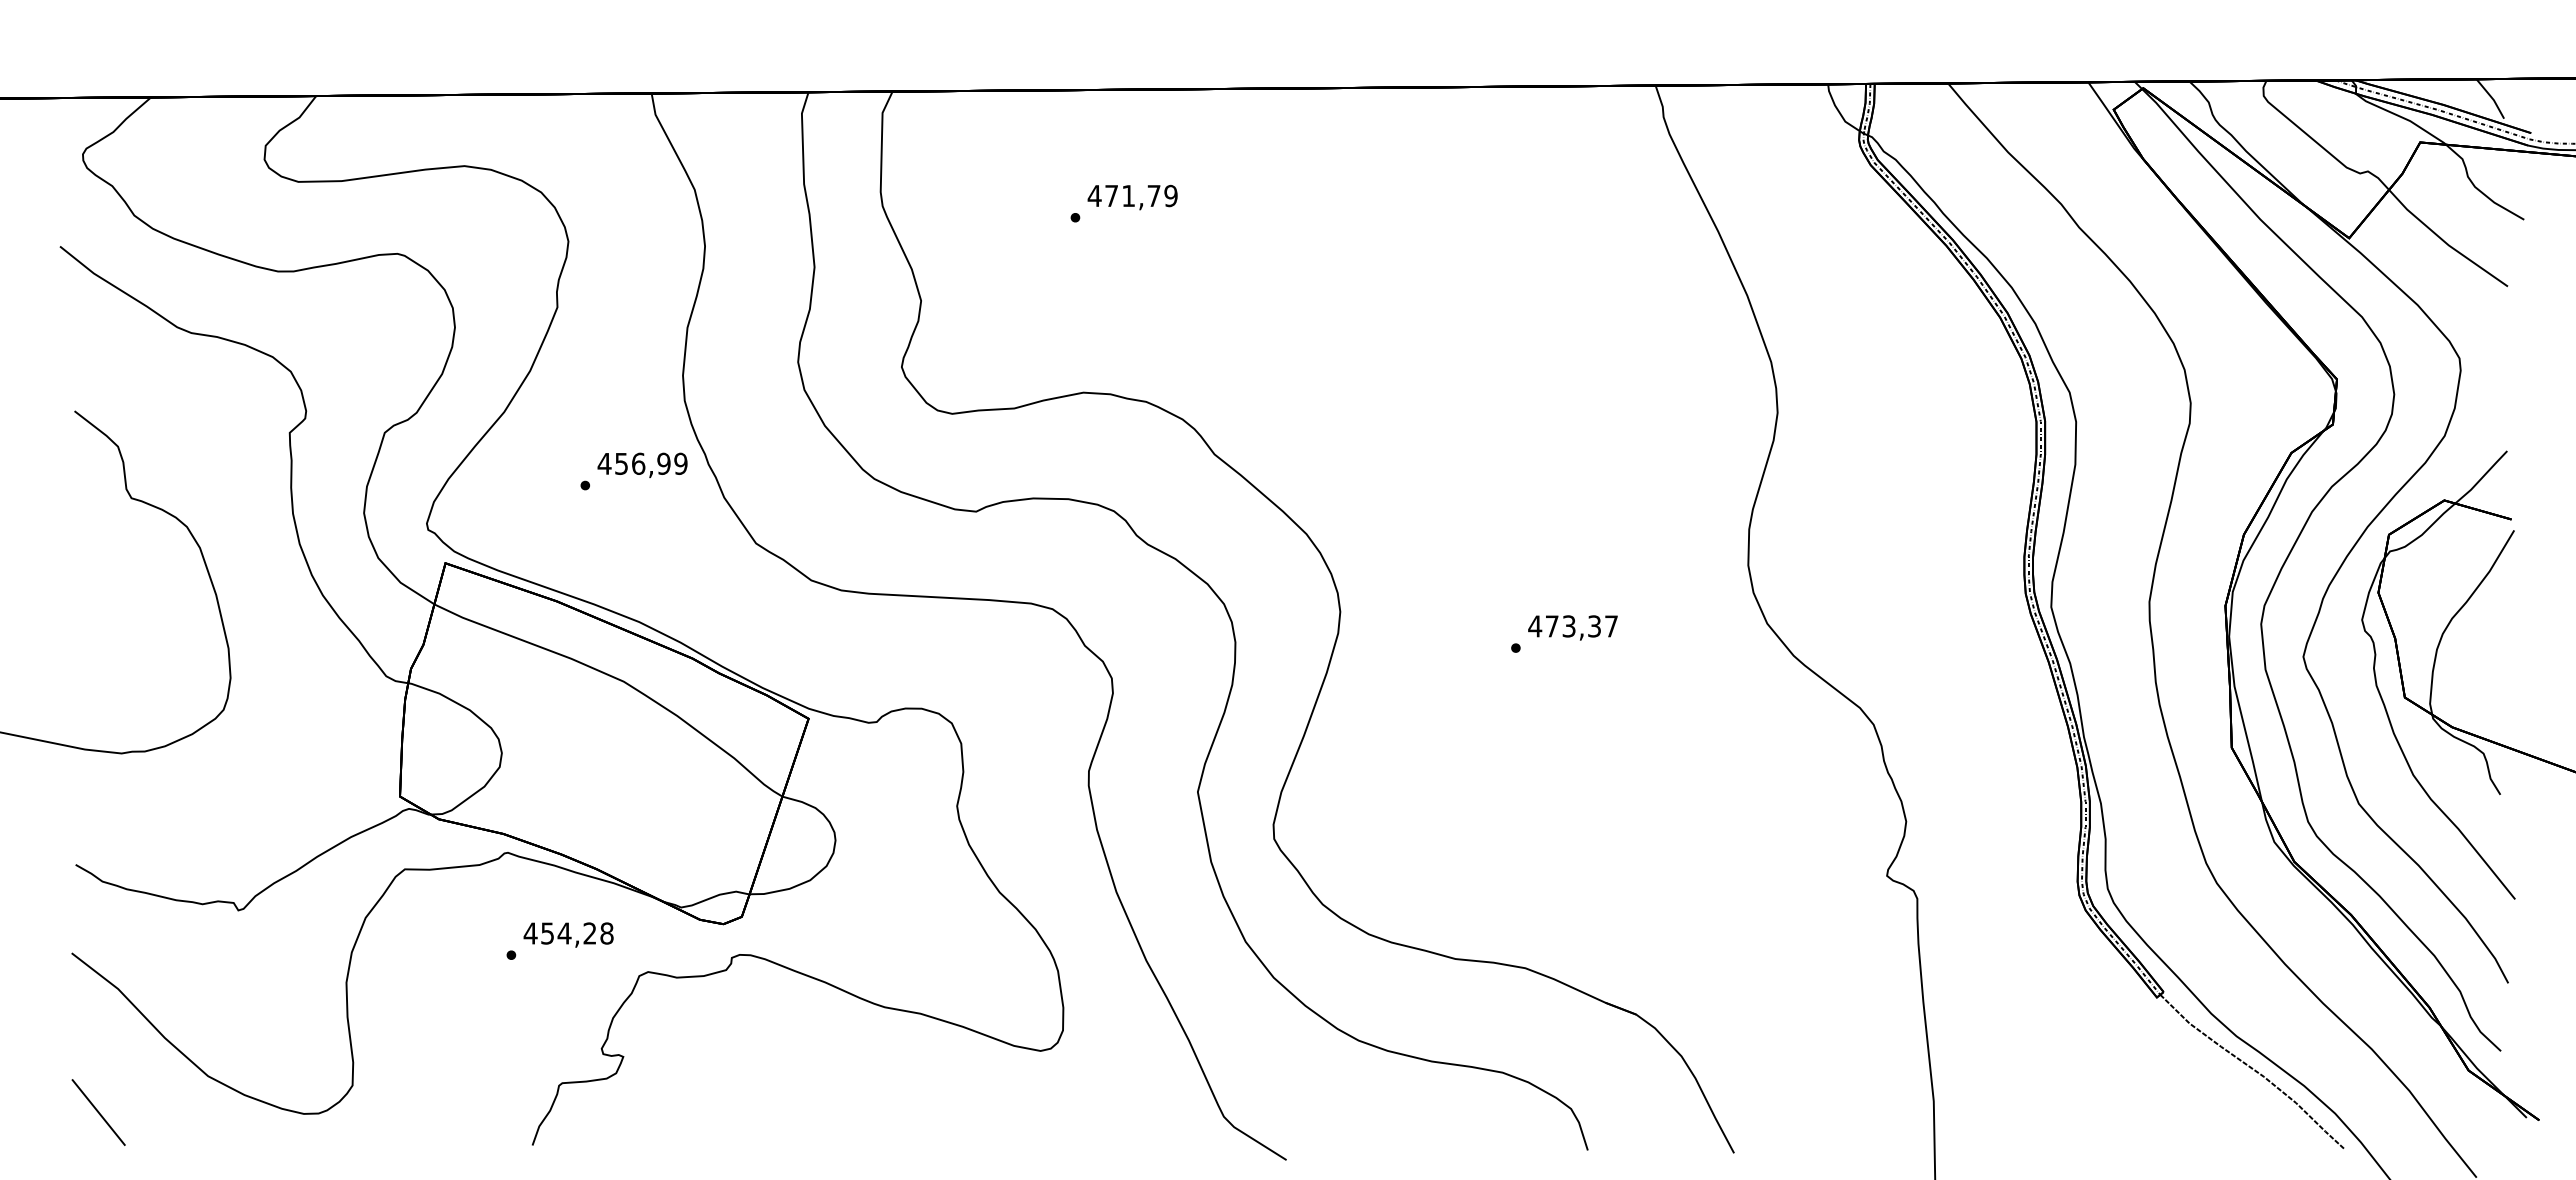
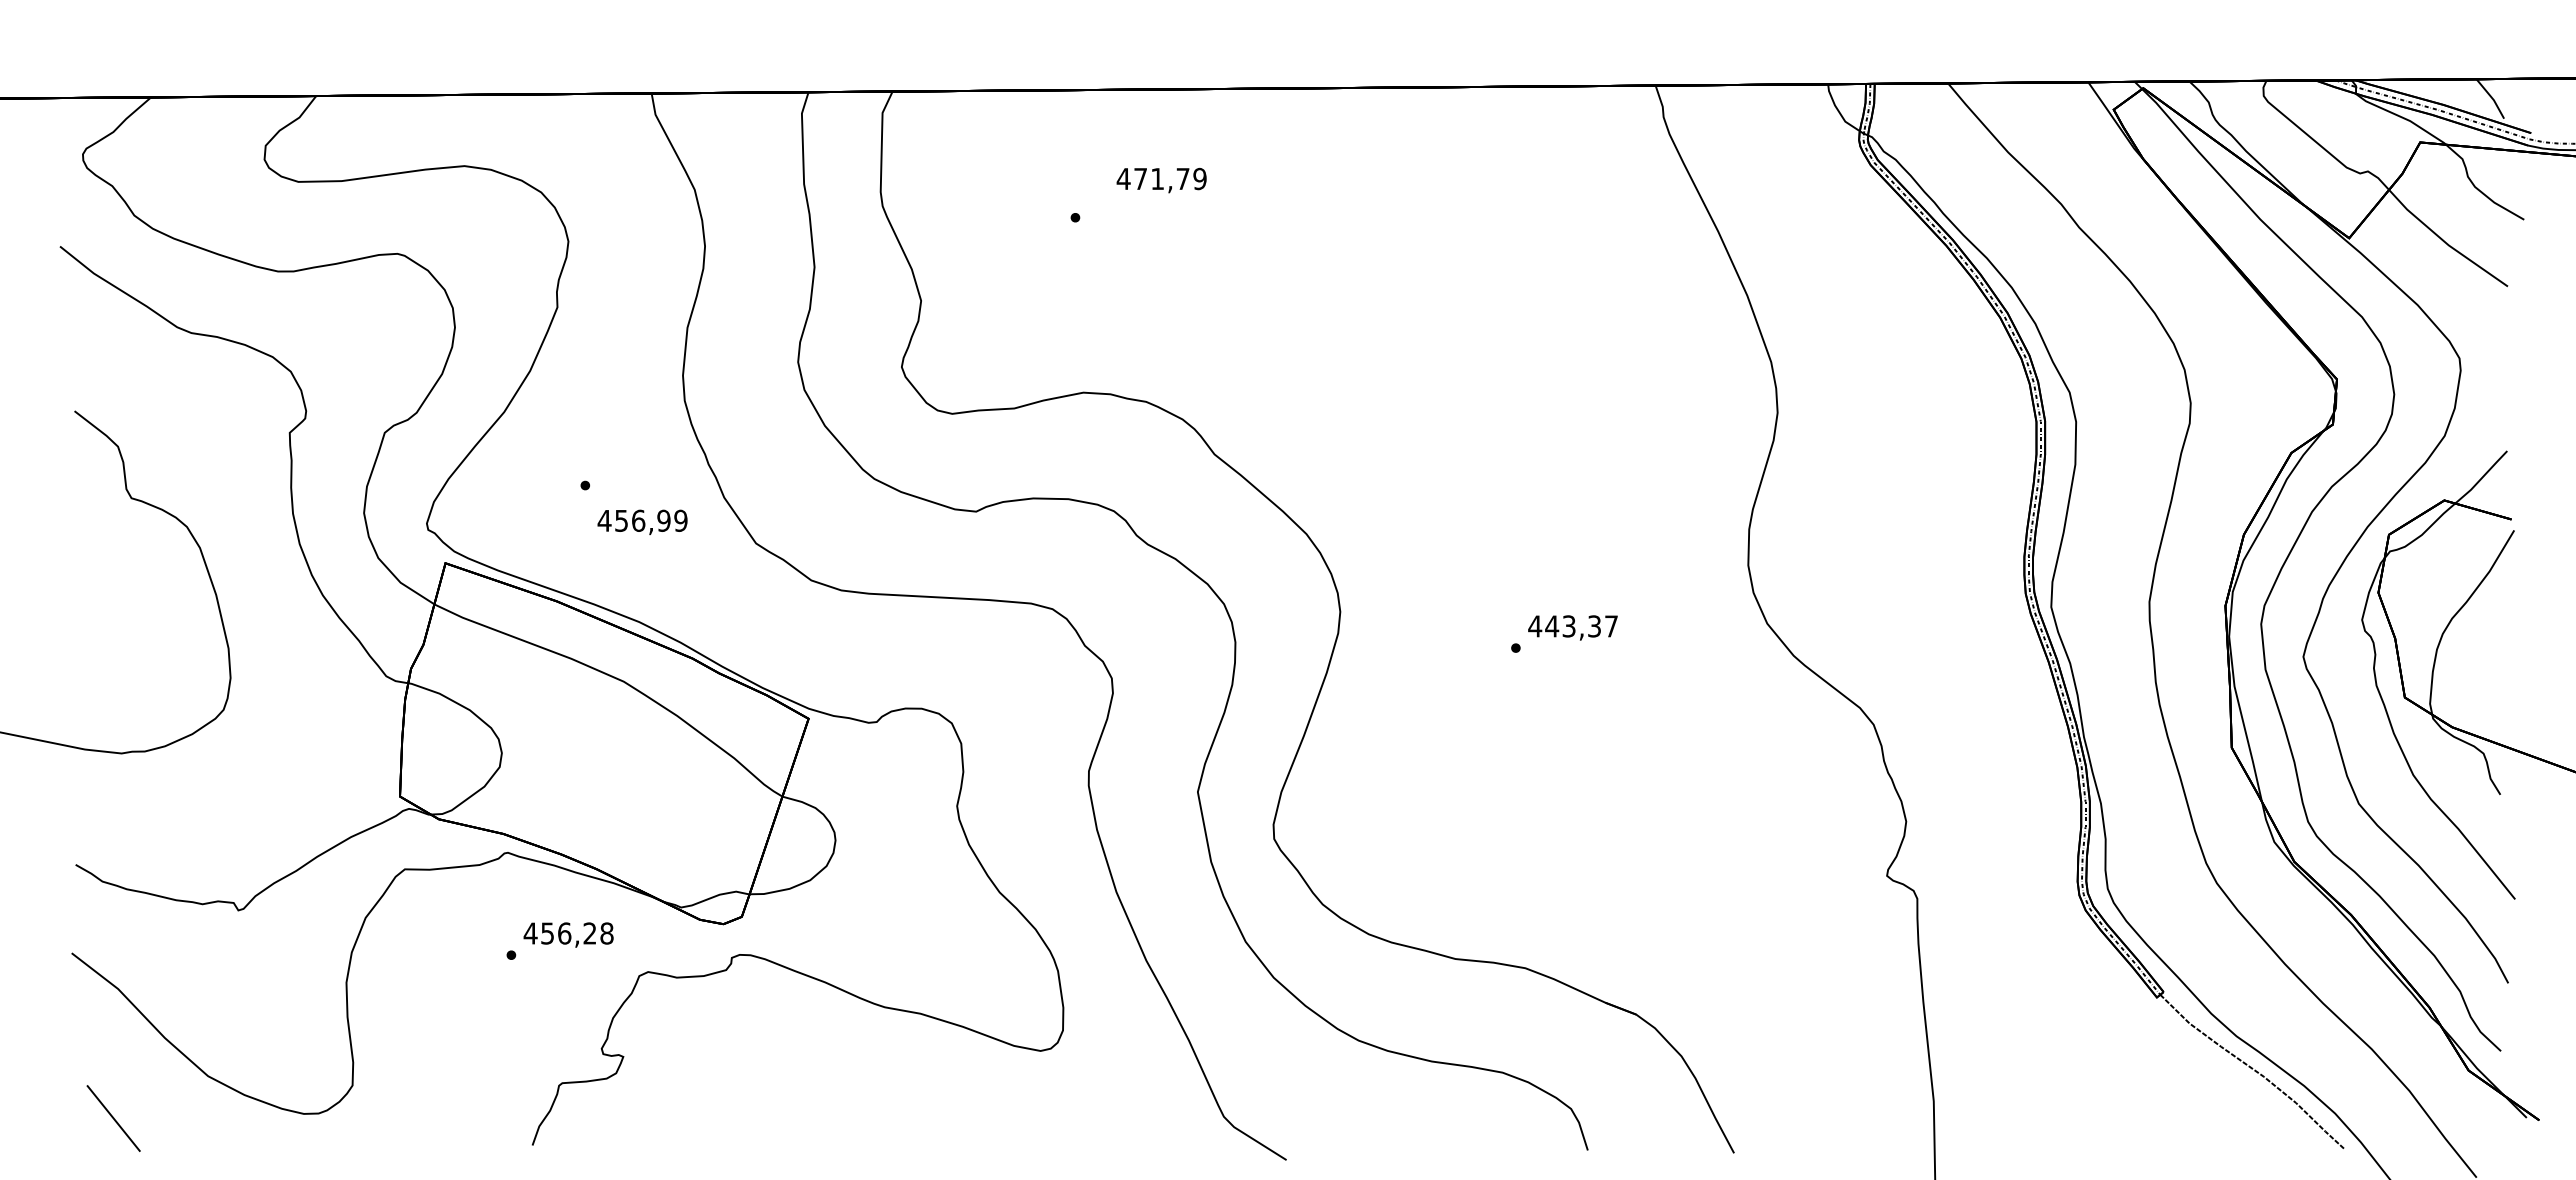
text position: (1132, 197) -> (1161, 180) (1161, 180)
text position: (642, 464) -> (642, 521) (642, 521)
text: 473,37 -> 443,37 (1552, 626)
text: 454,28 -> 456,28 (564, 933)
line position: (98, 1112) -> (113, 1118) (113, 1118)
